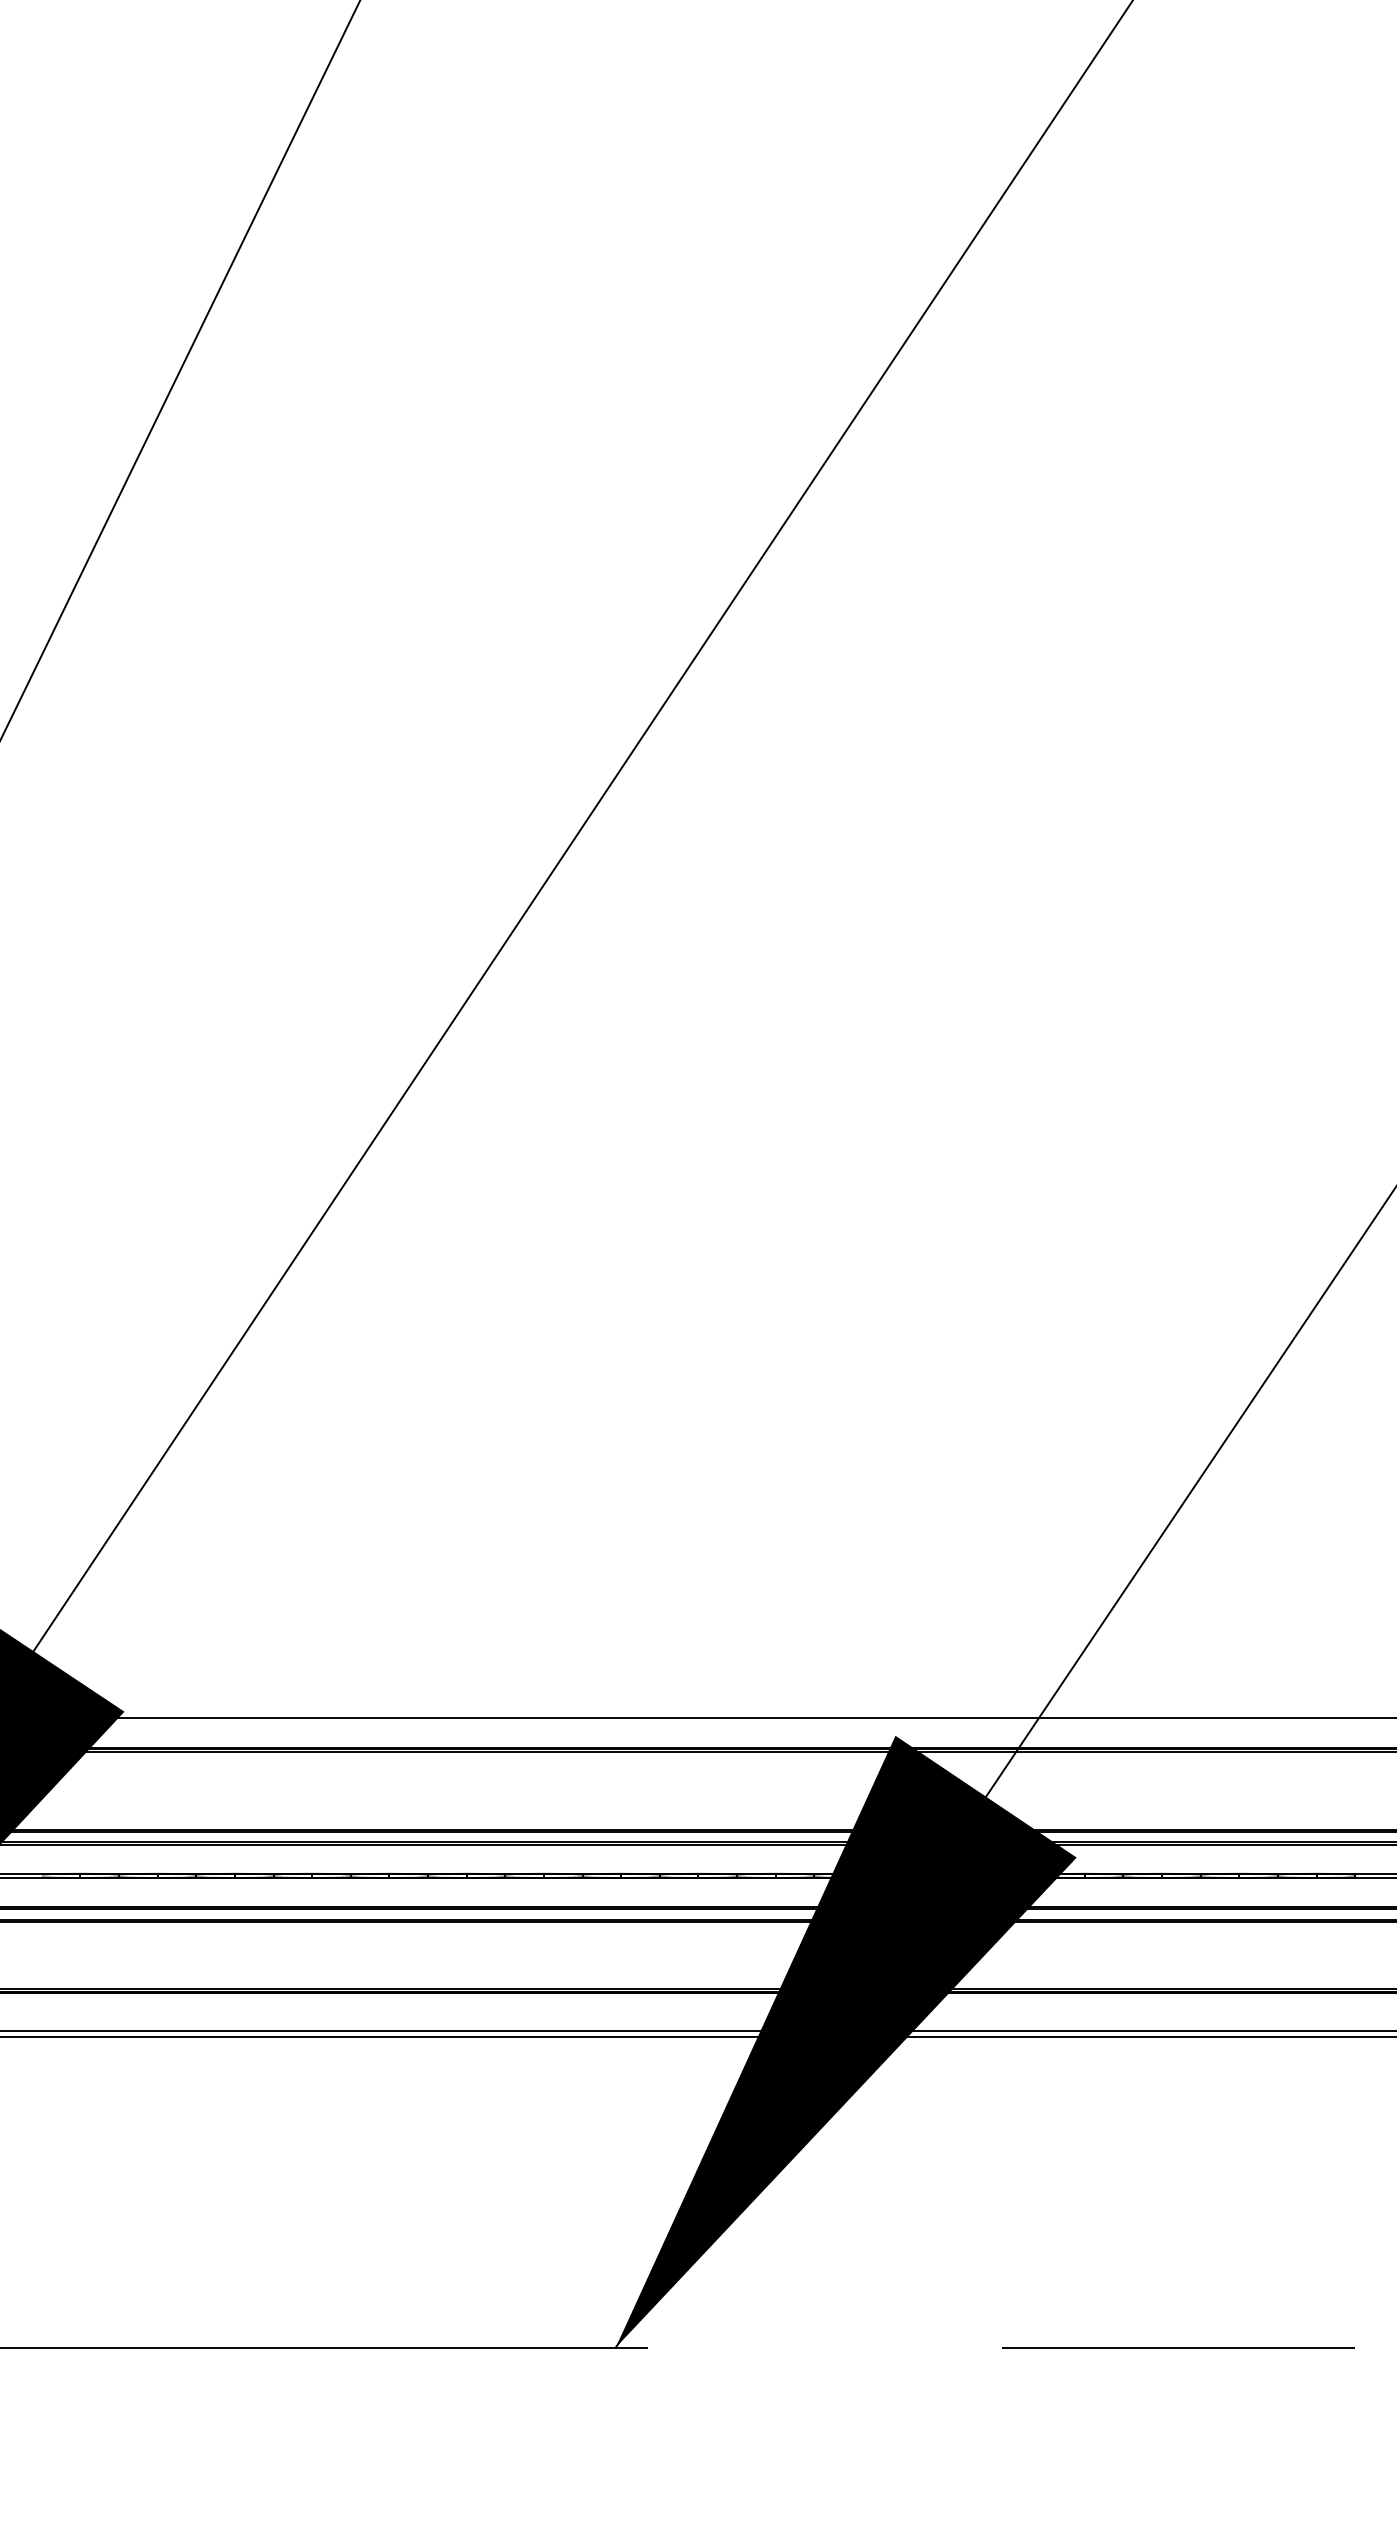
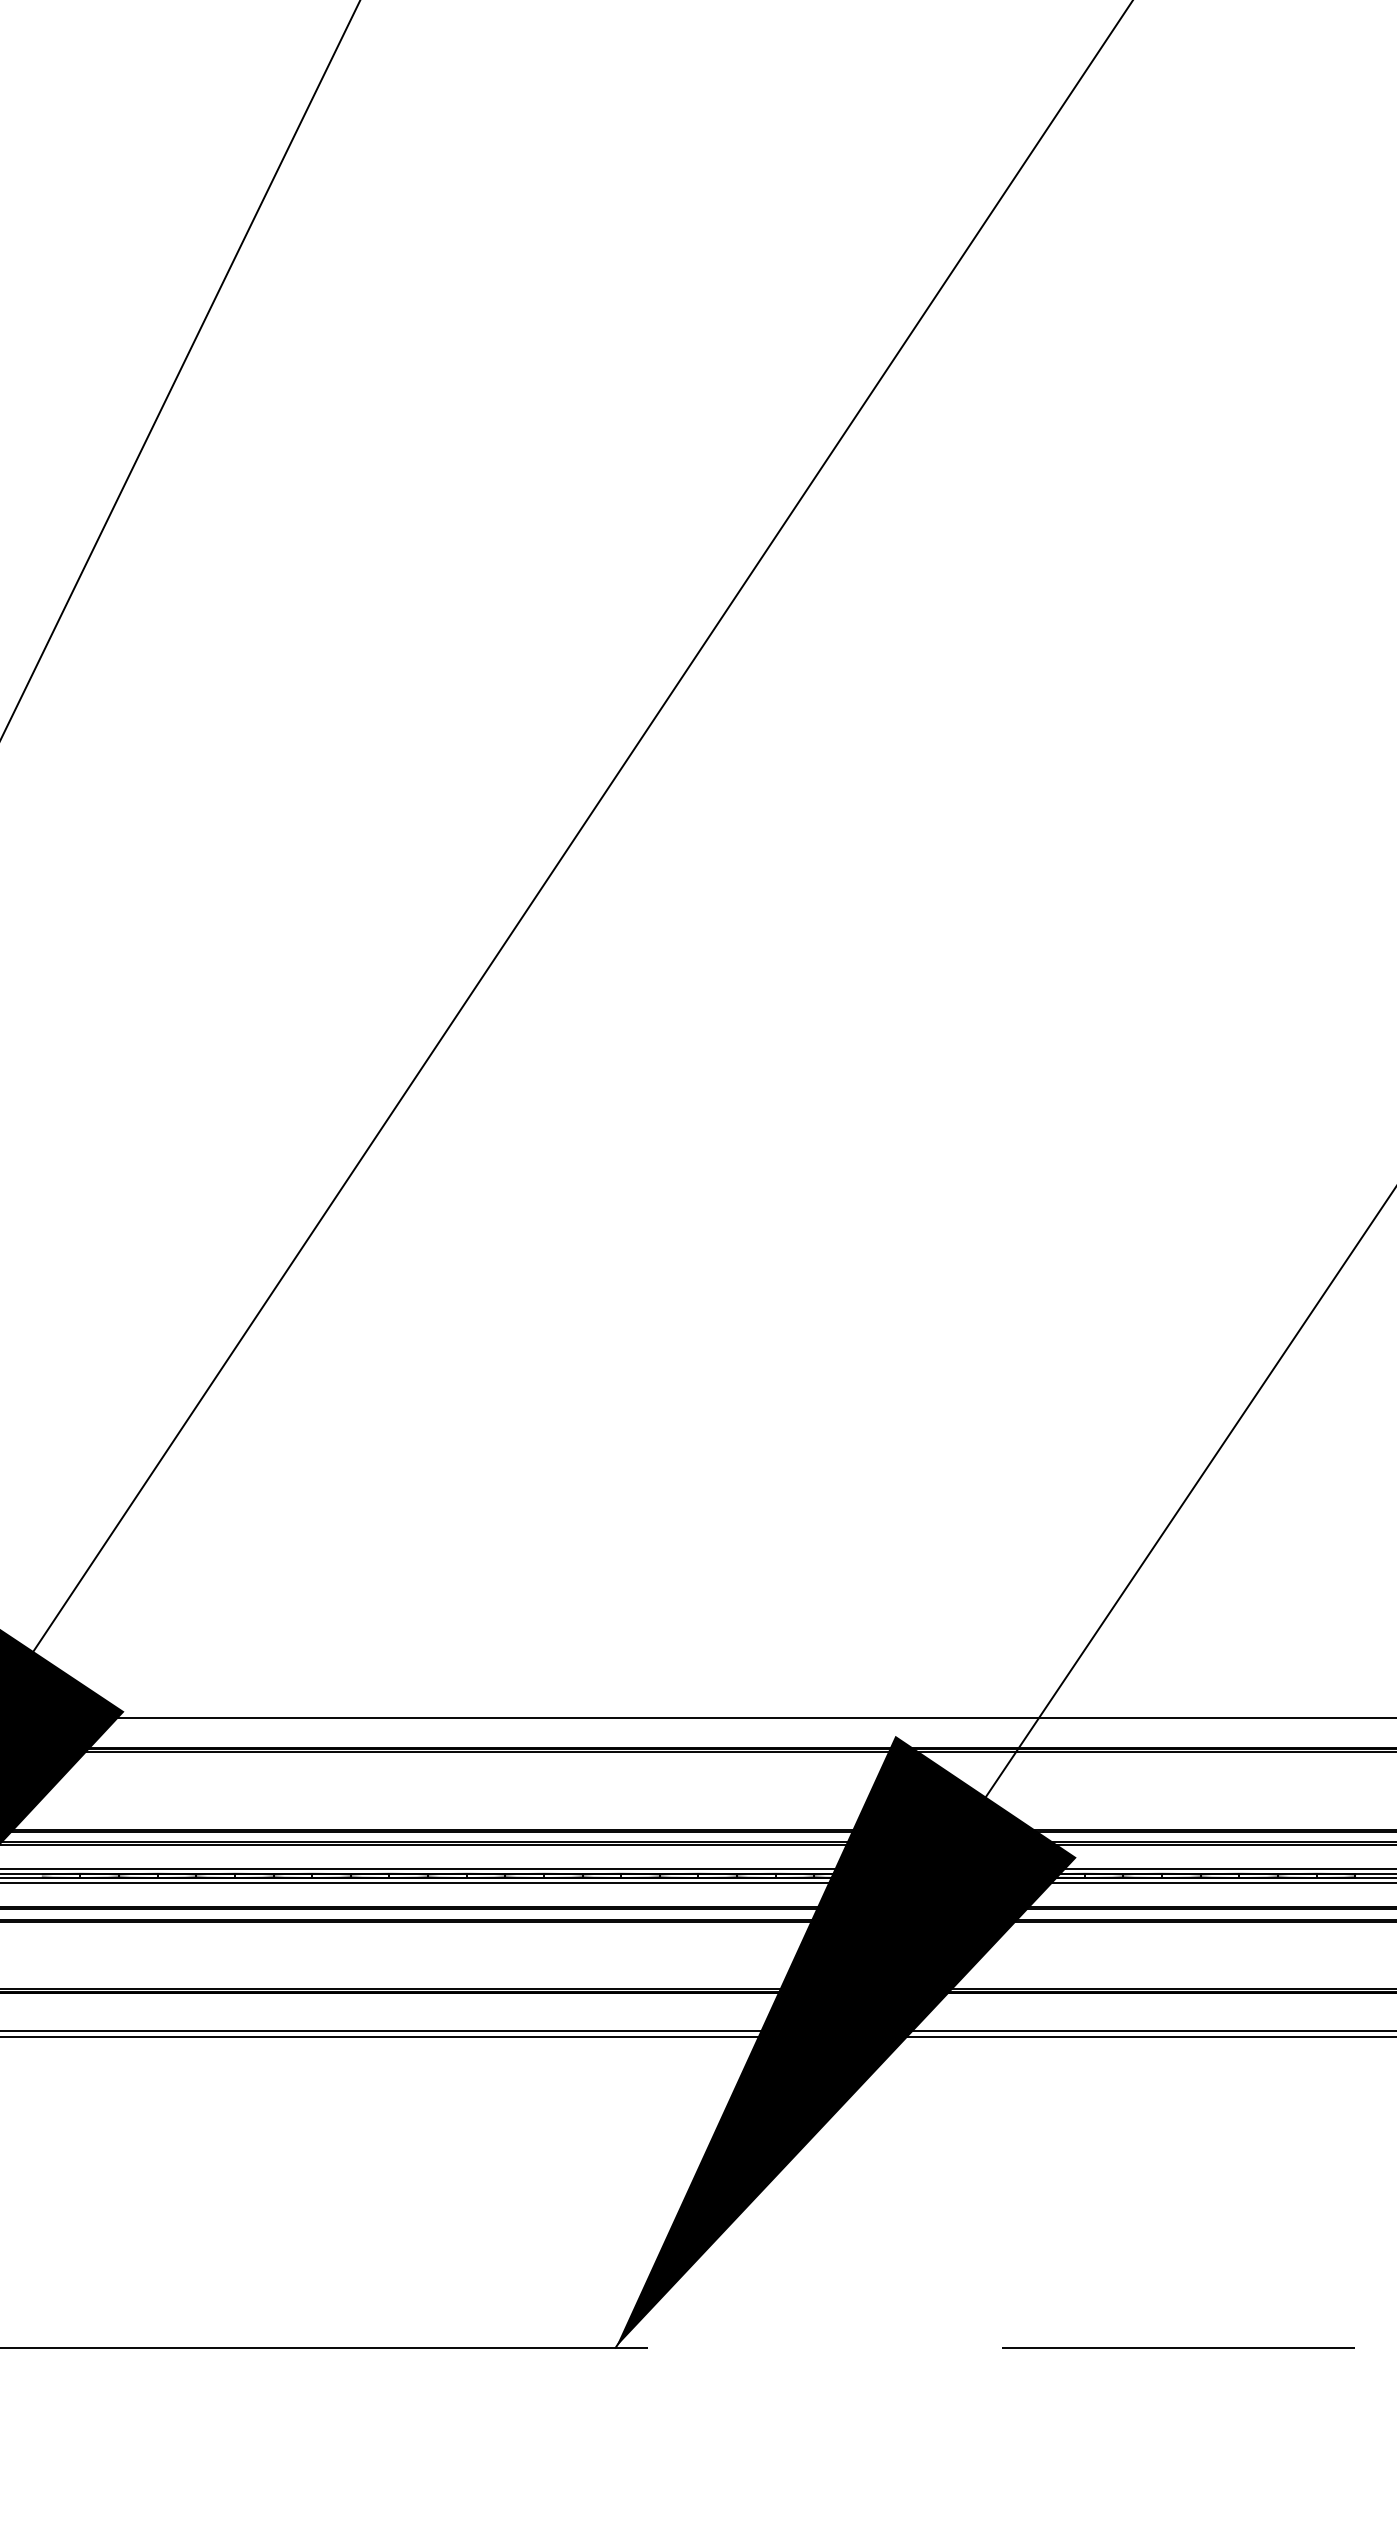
line: none -> present (697, 1868)
line: none -> present (697, 1882)
